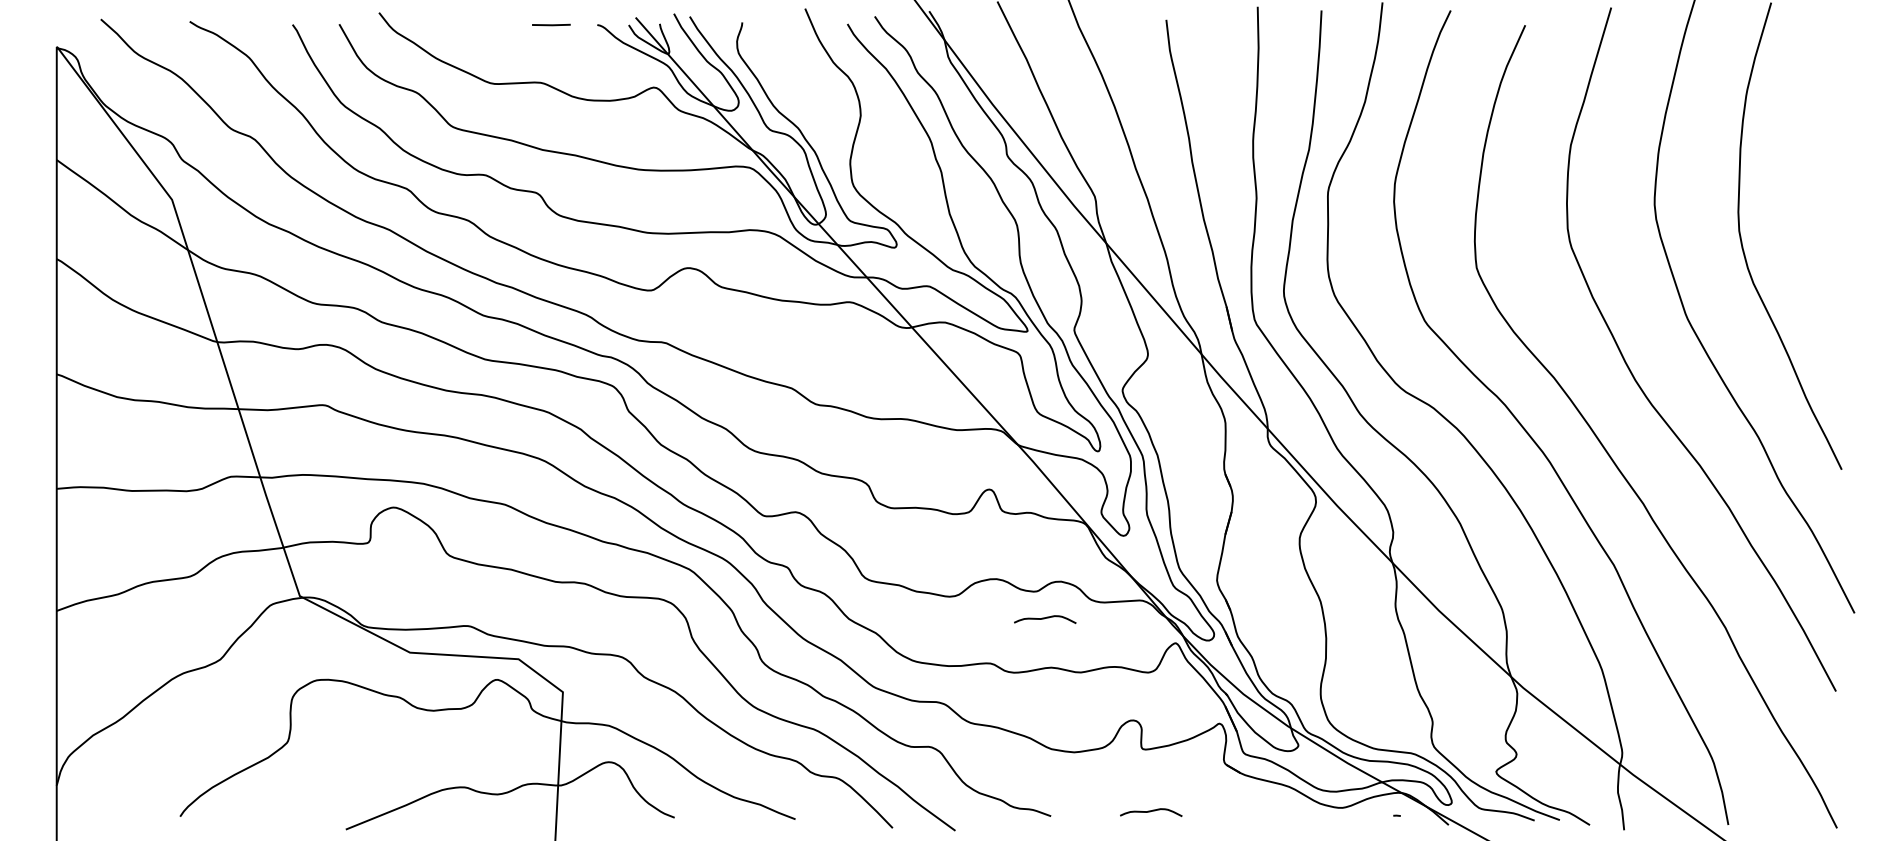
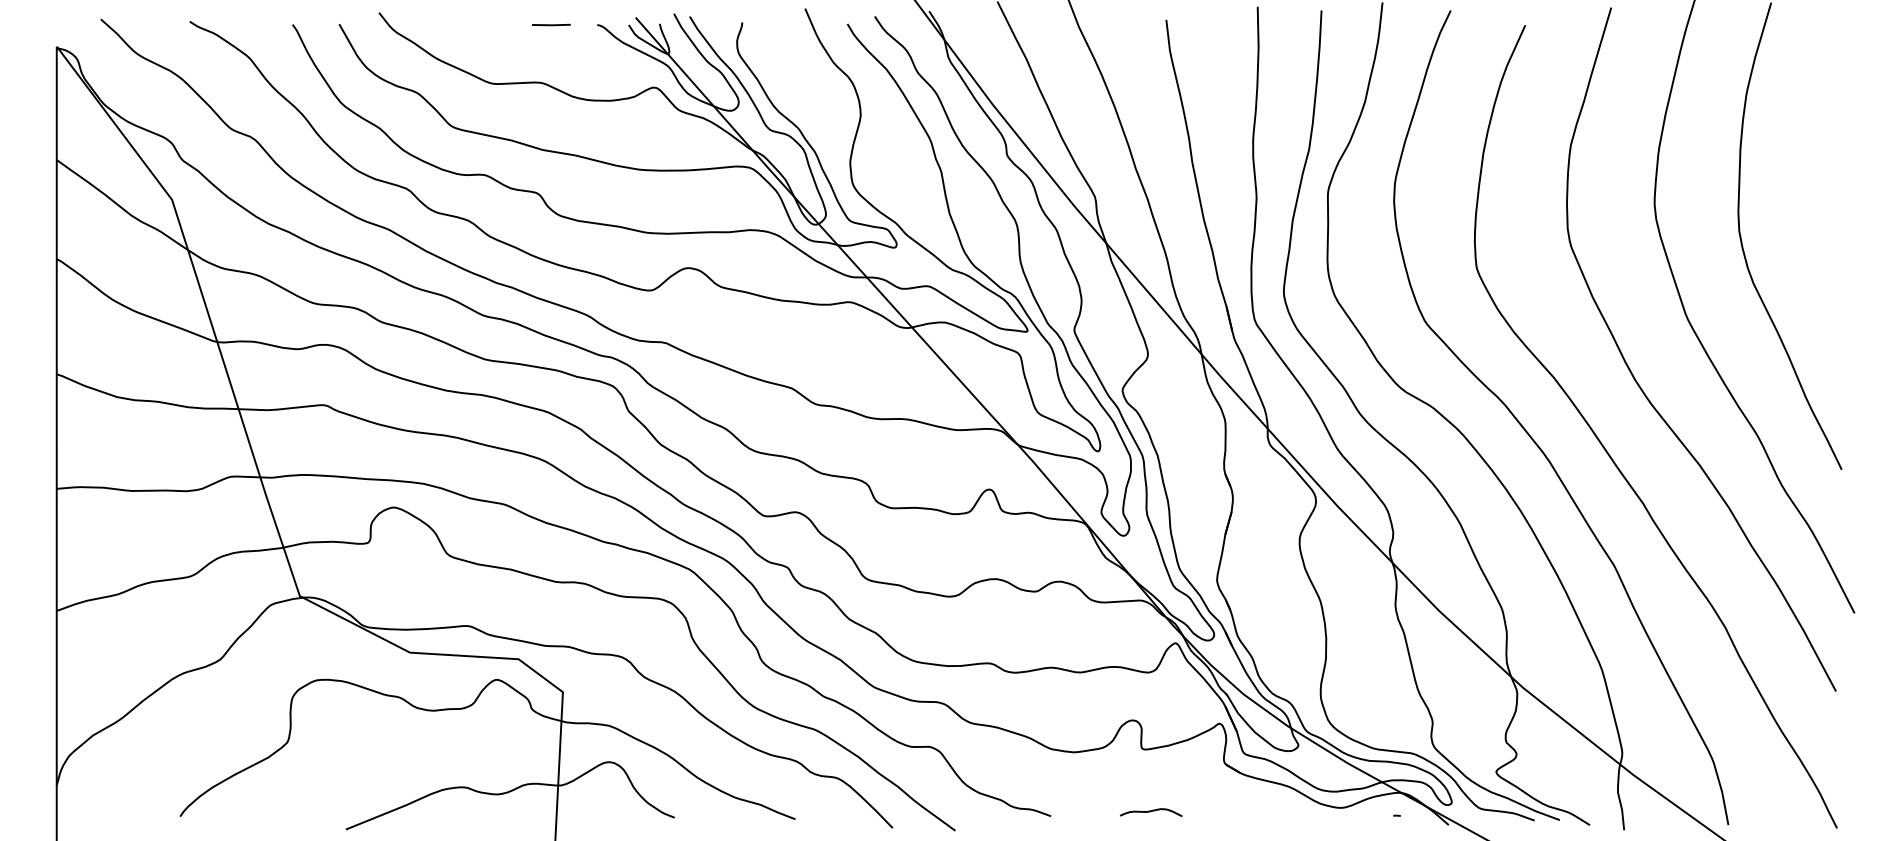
curve: present -> none (1045, 618)
